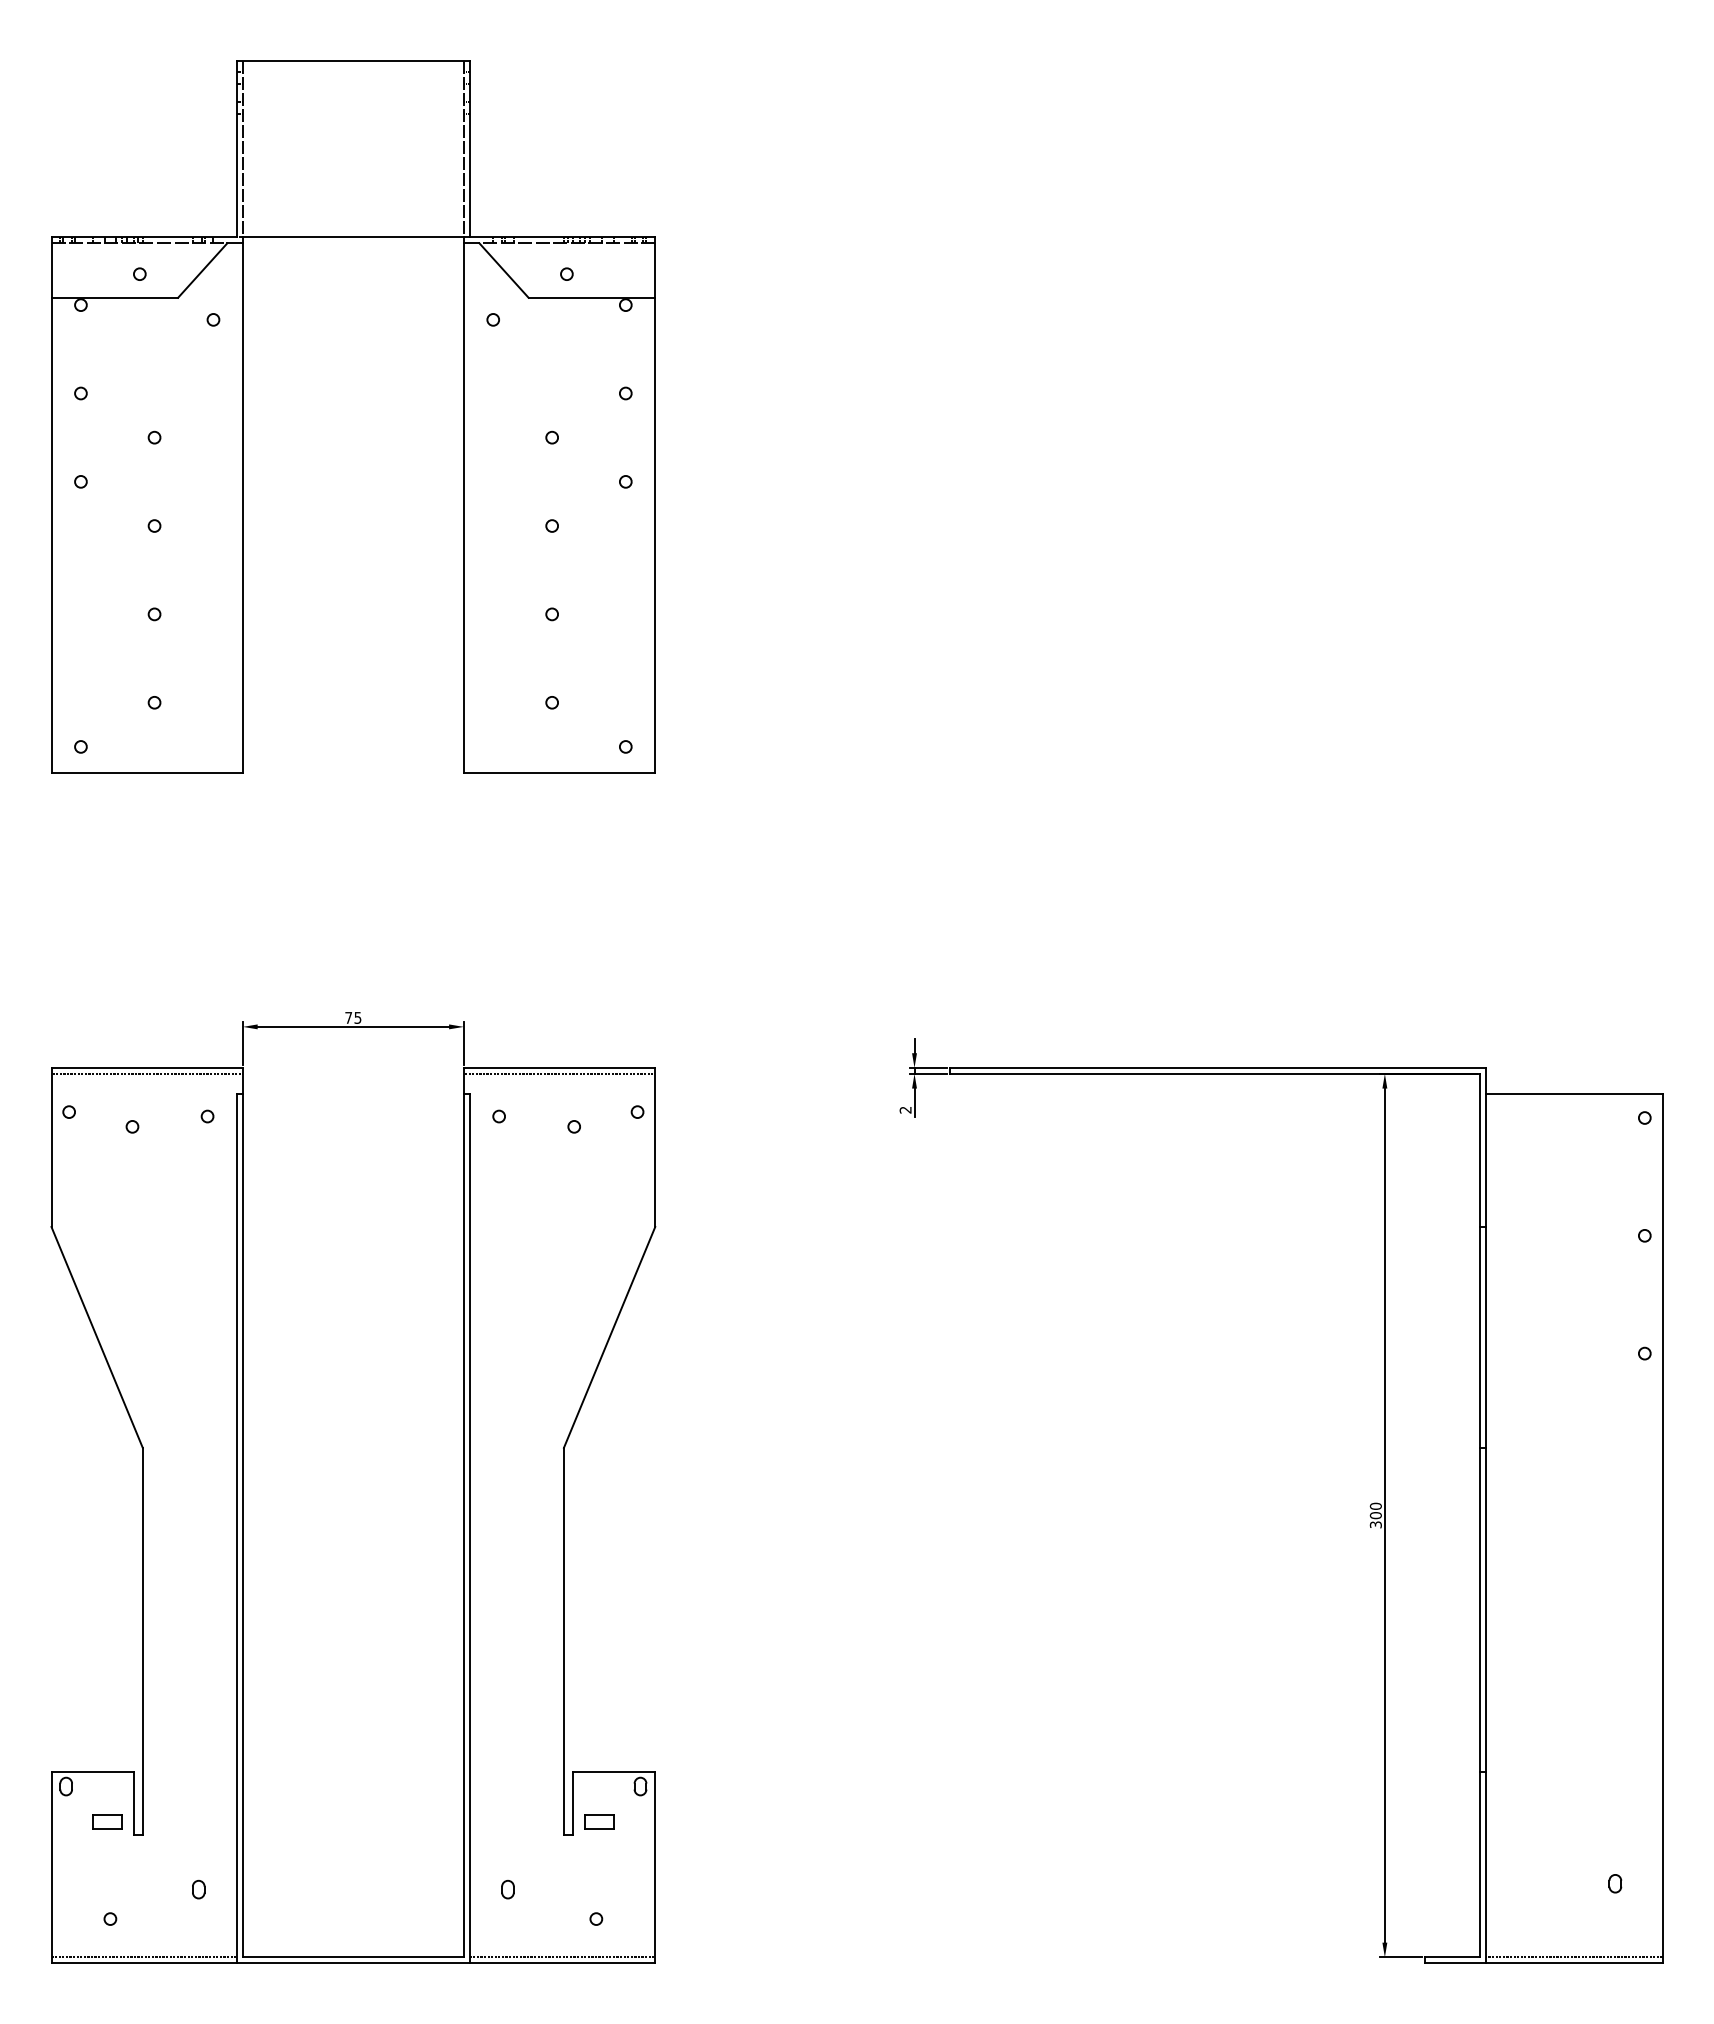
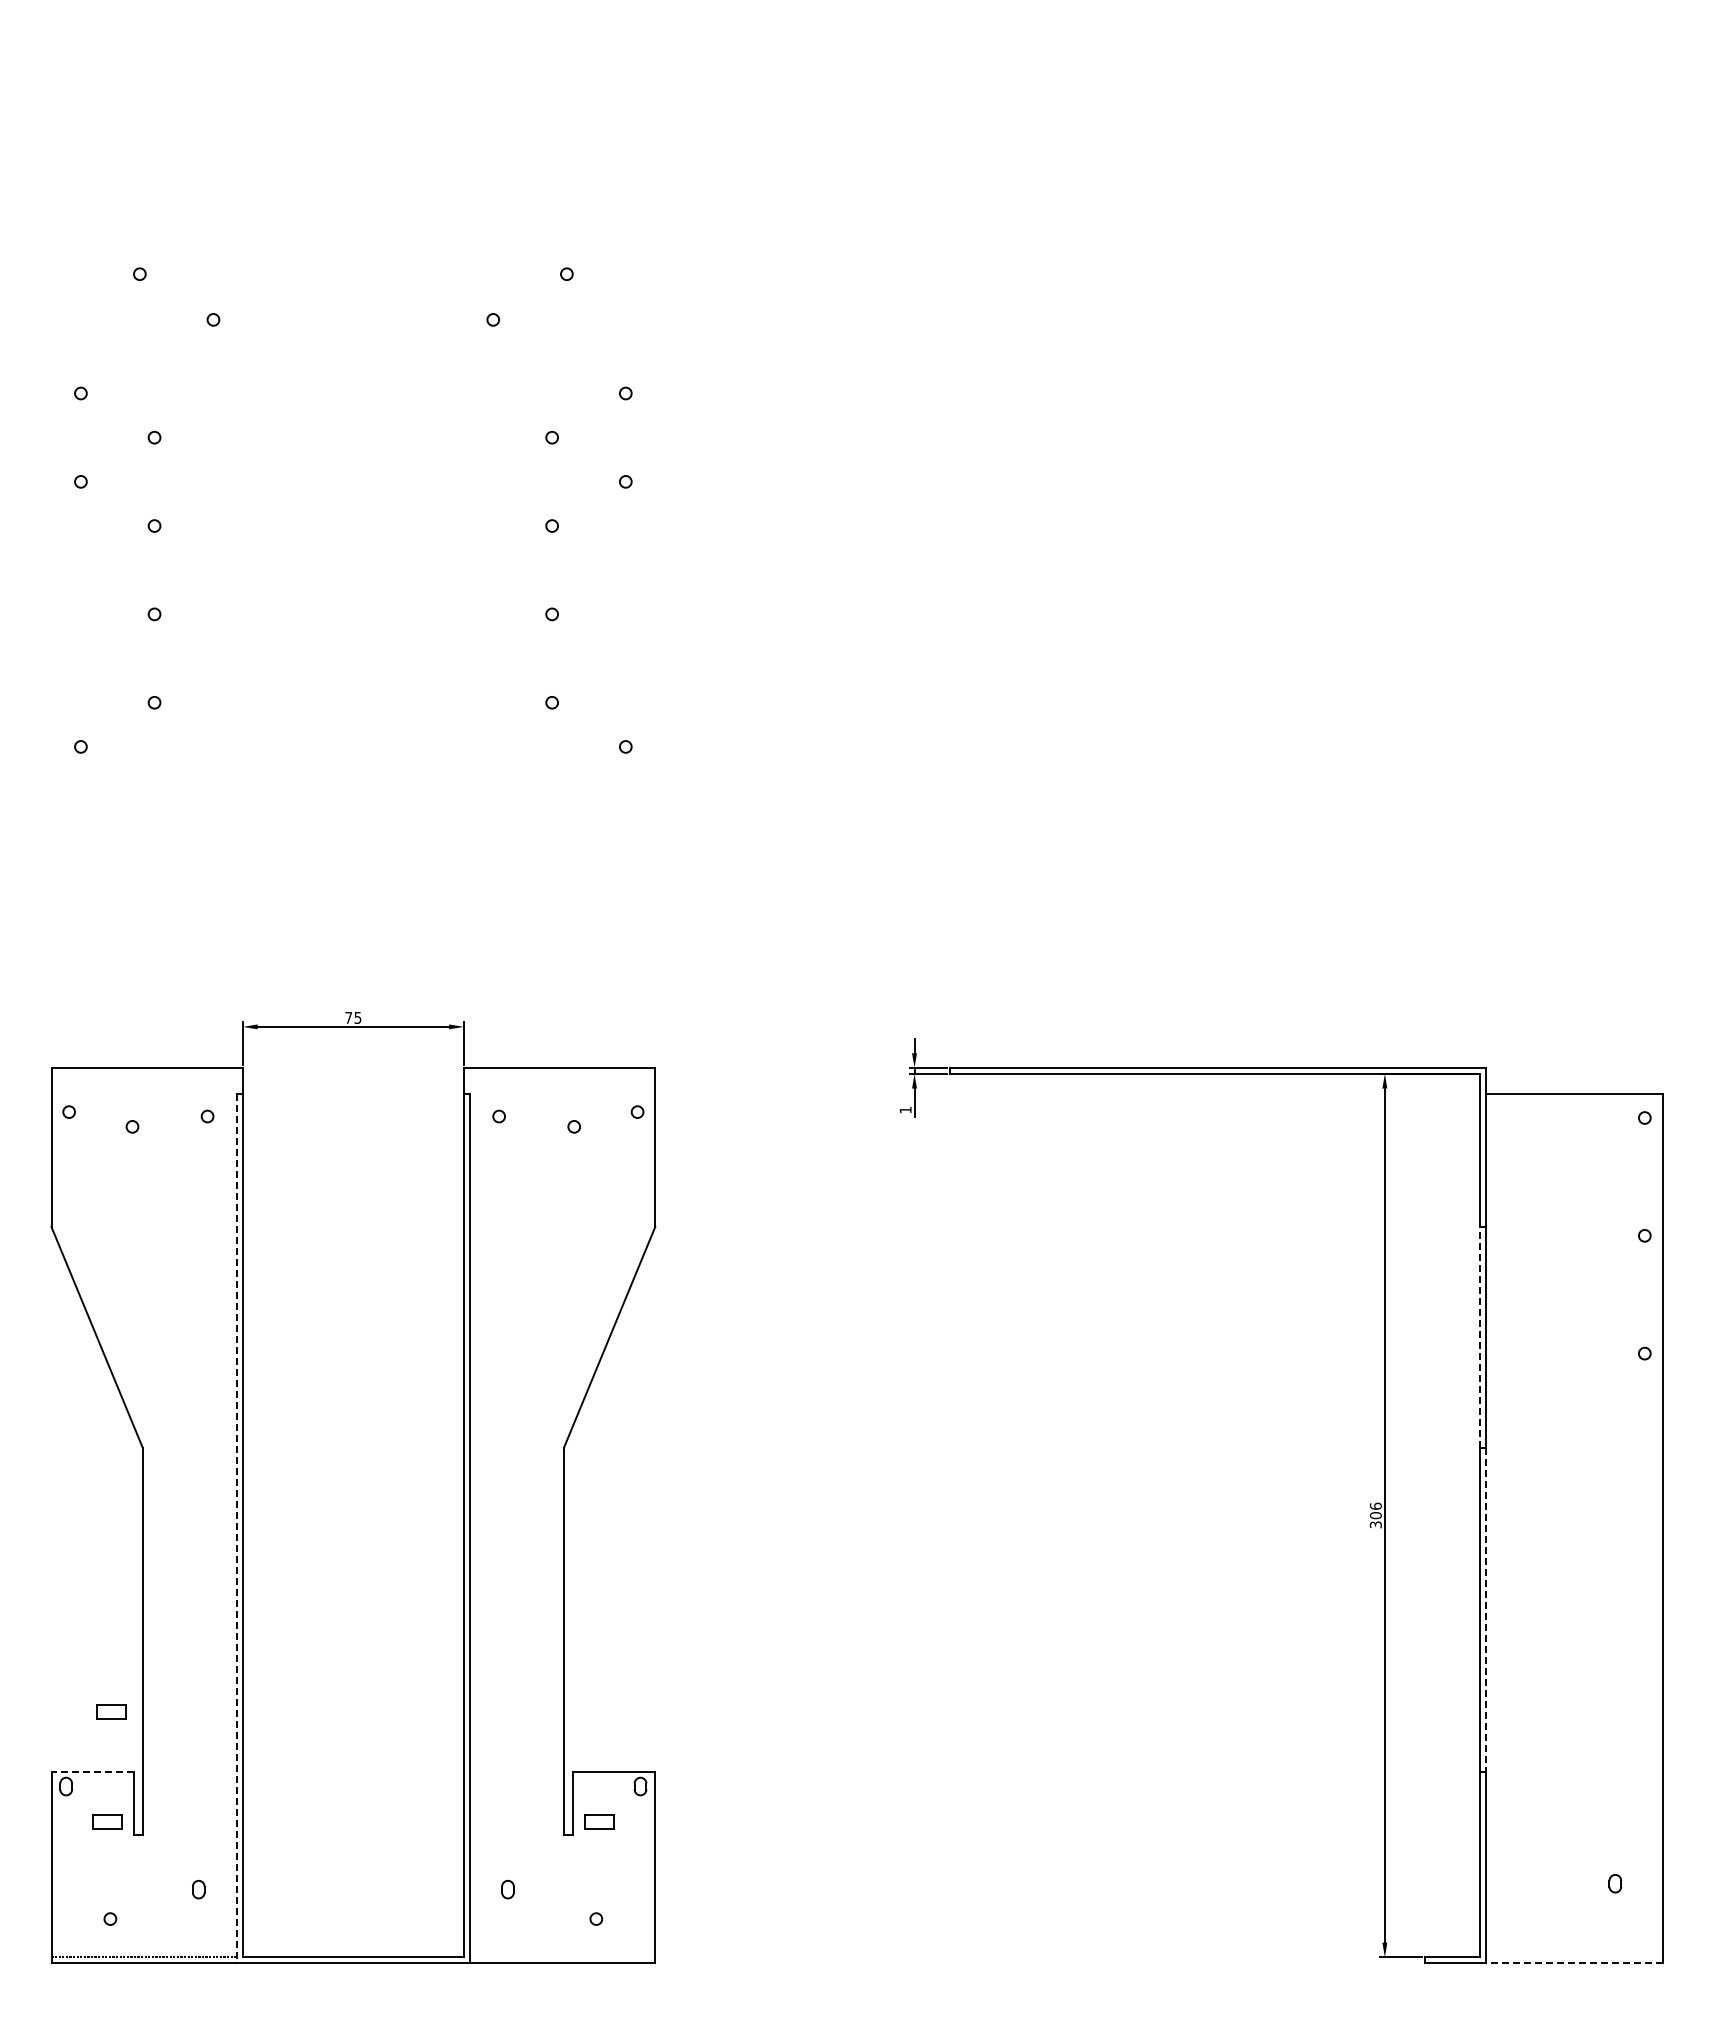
part: present -> none (243, 416)
line: present -> none (146, 1073)
line: present -> none (559, 1073)
text: 2 -> 1 (905, 1110)
line: solid -> dashed (1479, 1336)
text: 300 -> 306 (1375, 1505)
line: solid -> dashed (237, 1529)
line: solid -> dashed (1485, 1609)
part: none -> present (111, 1711)
line: solid -> dashed (92, 1771)
line: present -> none (562, 1957)
line: present -> none (1573, 1957)
line: solid -> dashed (1573, 1963)
